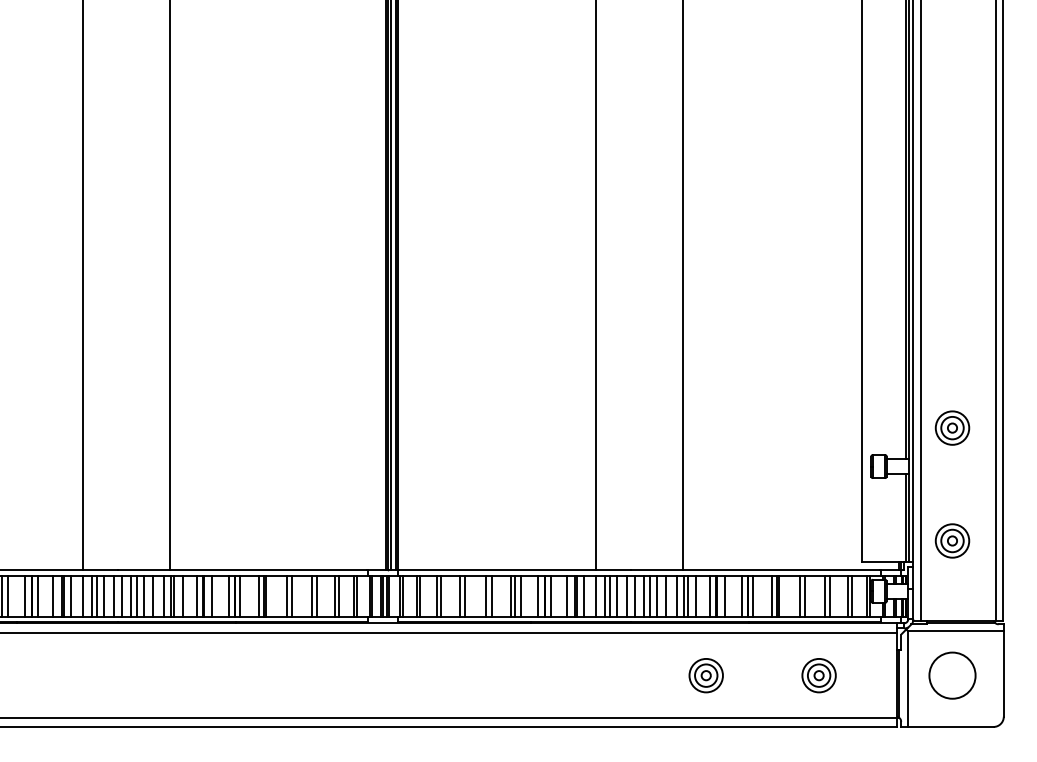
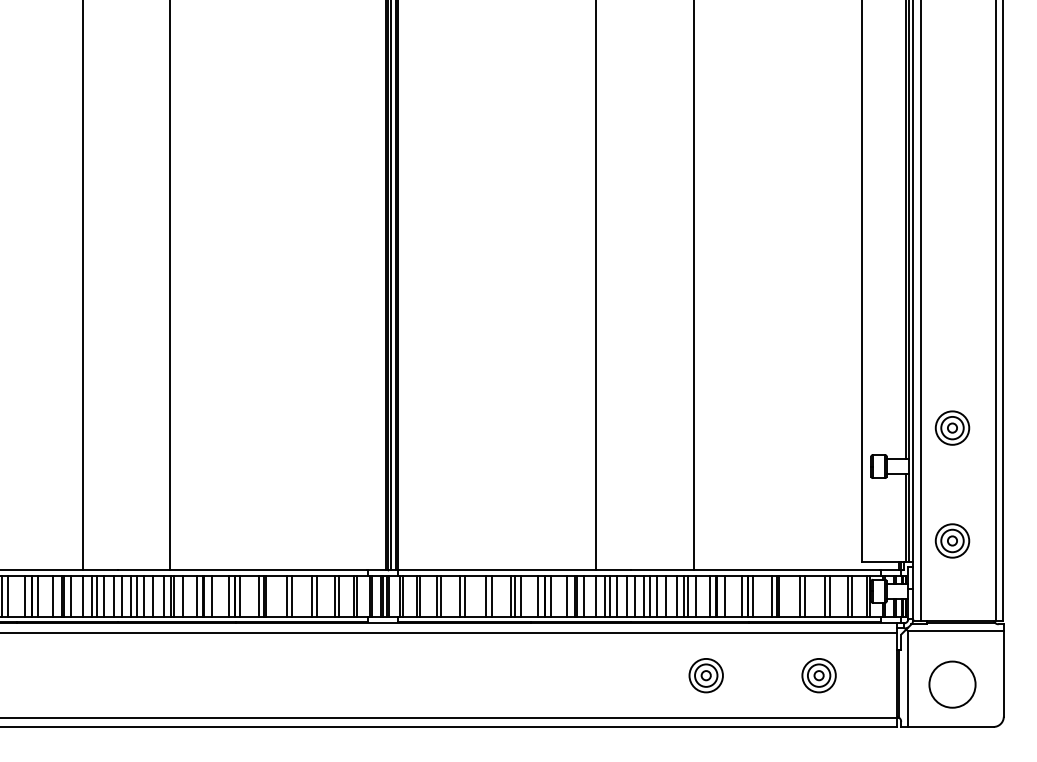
line position: (683, 286) -> (694, 286) (694, 286)
circle position: (952, 675) -> (952, 684) (952, 684)
